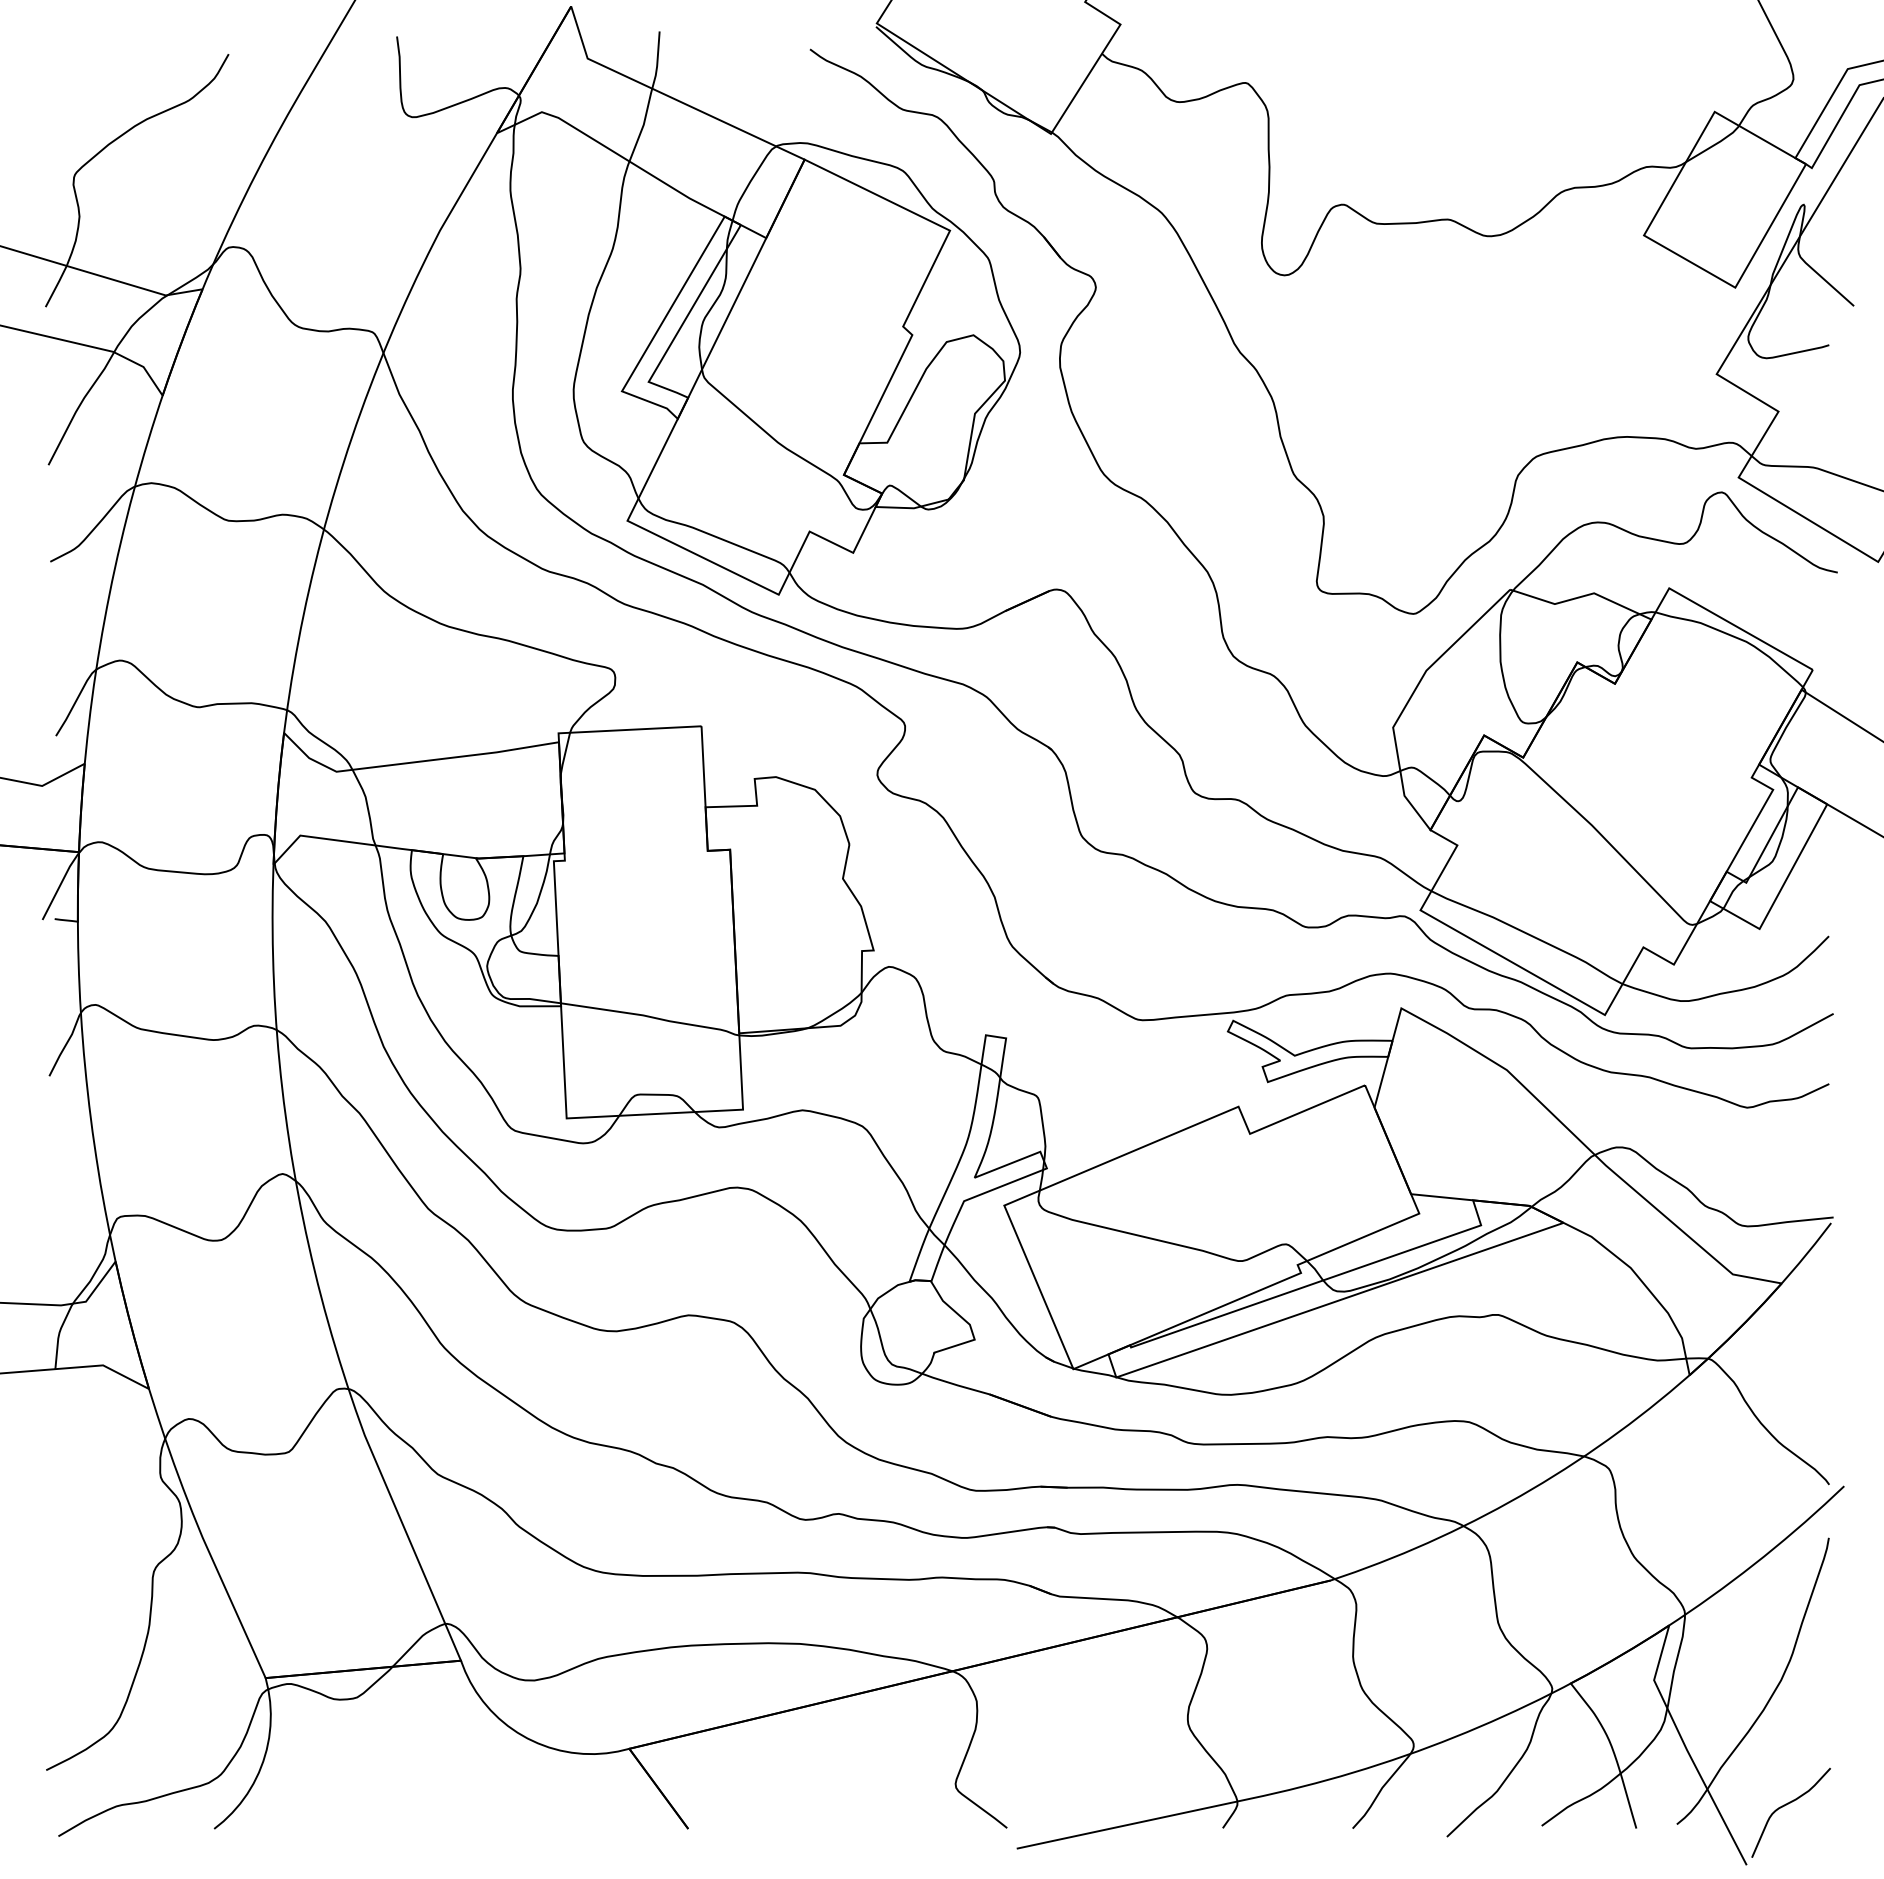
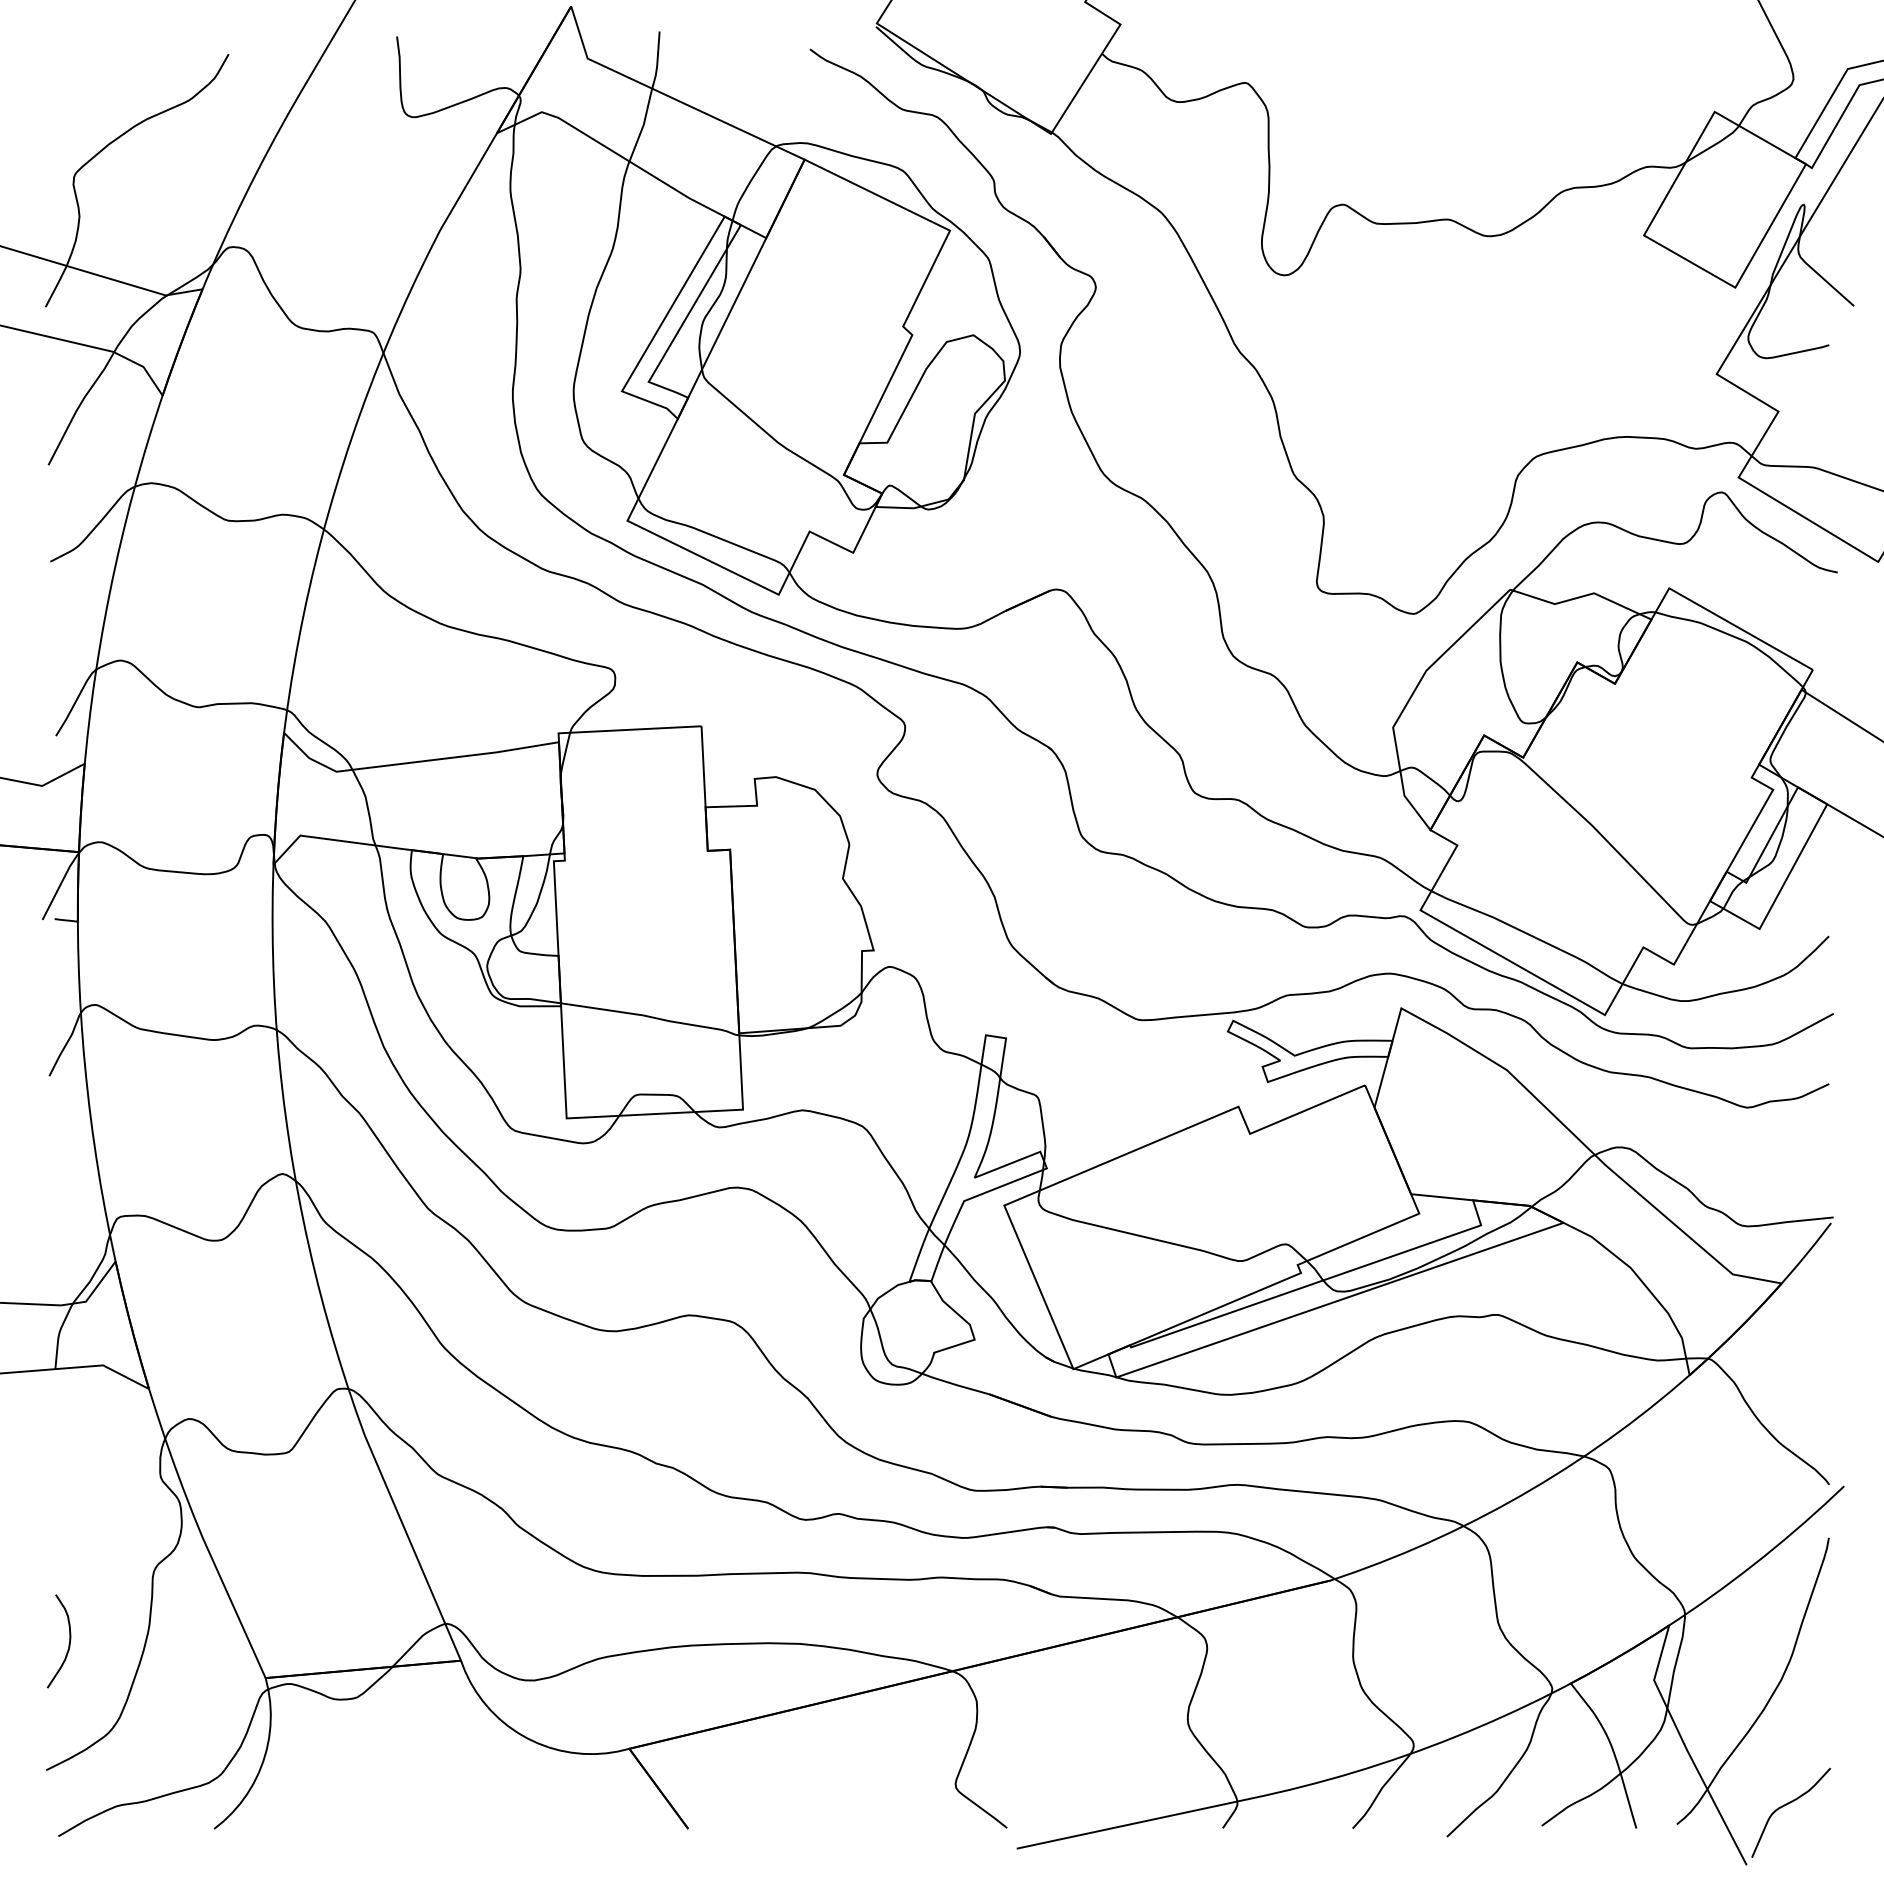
curve: none -> present (68, 1644)
